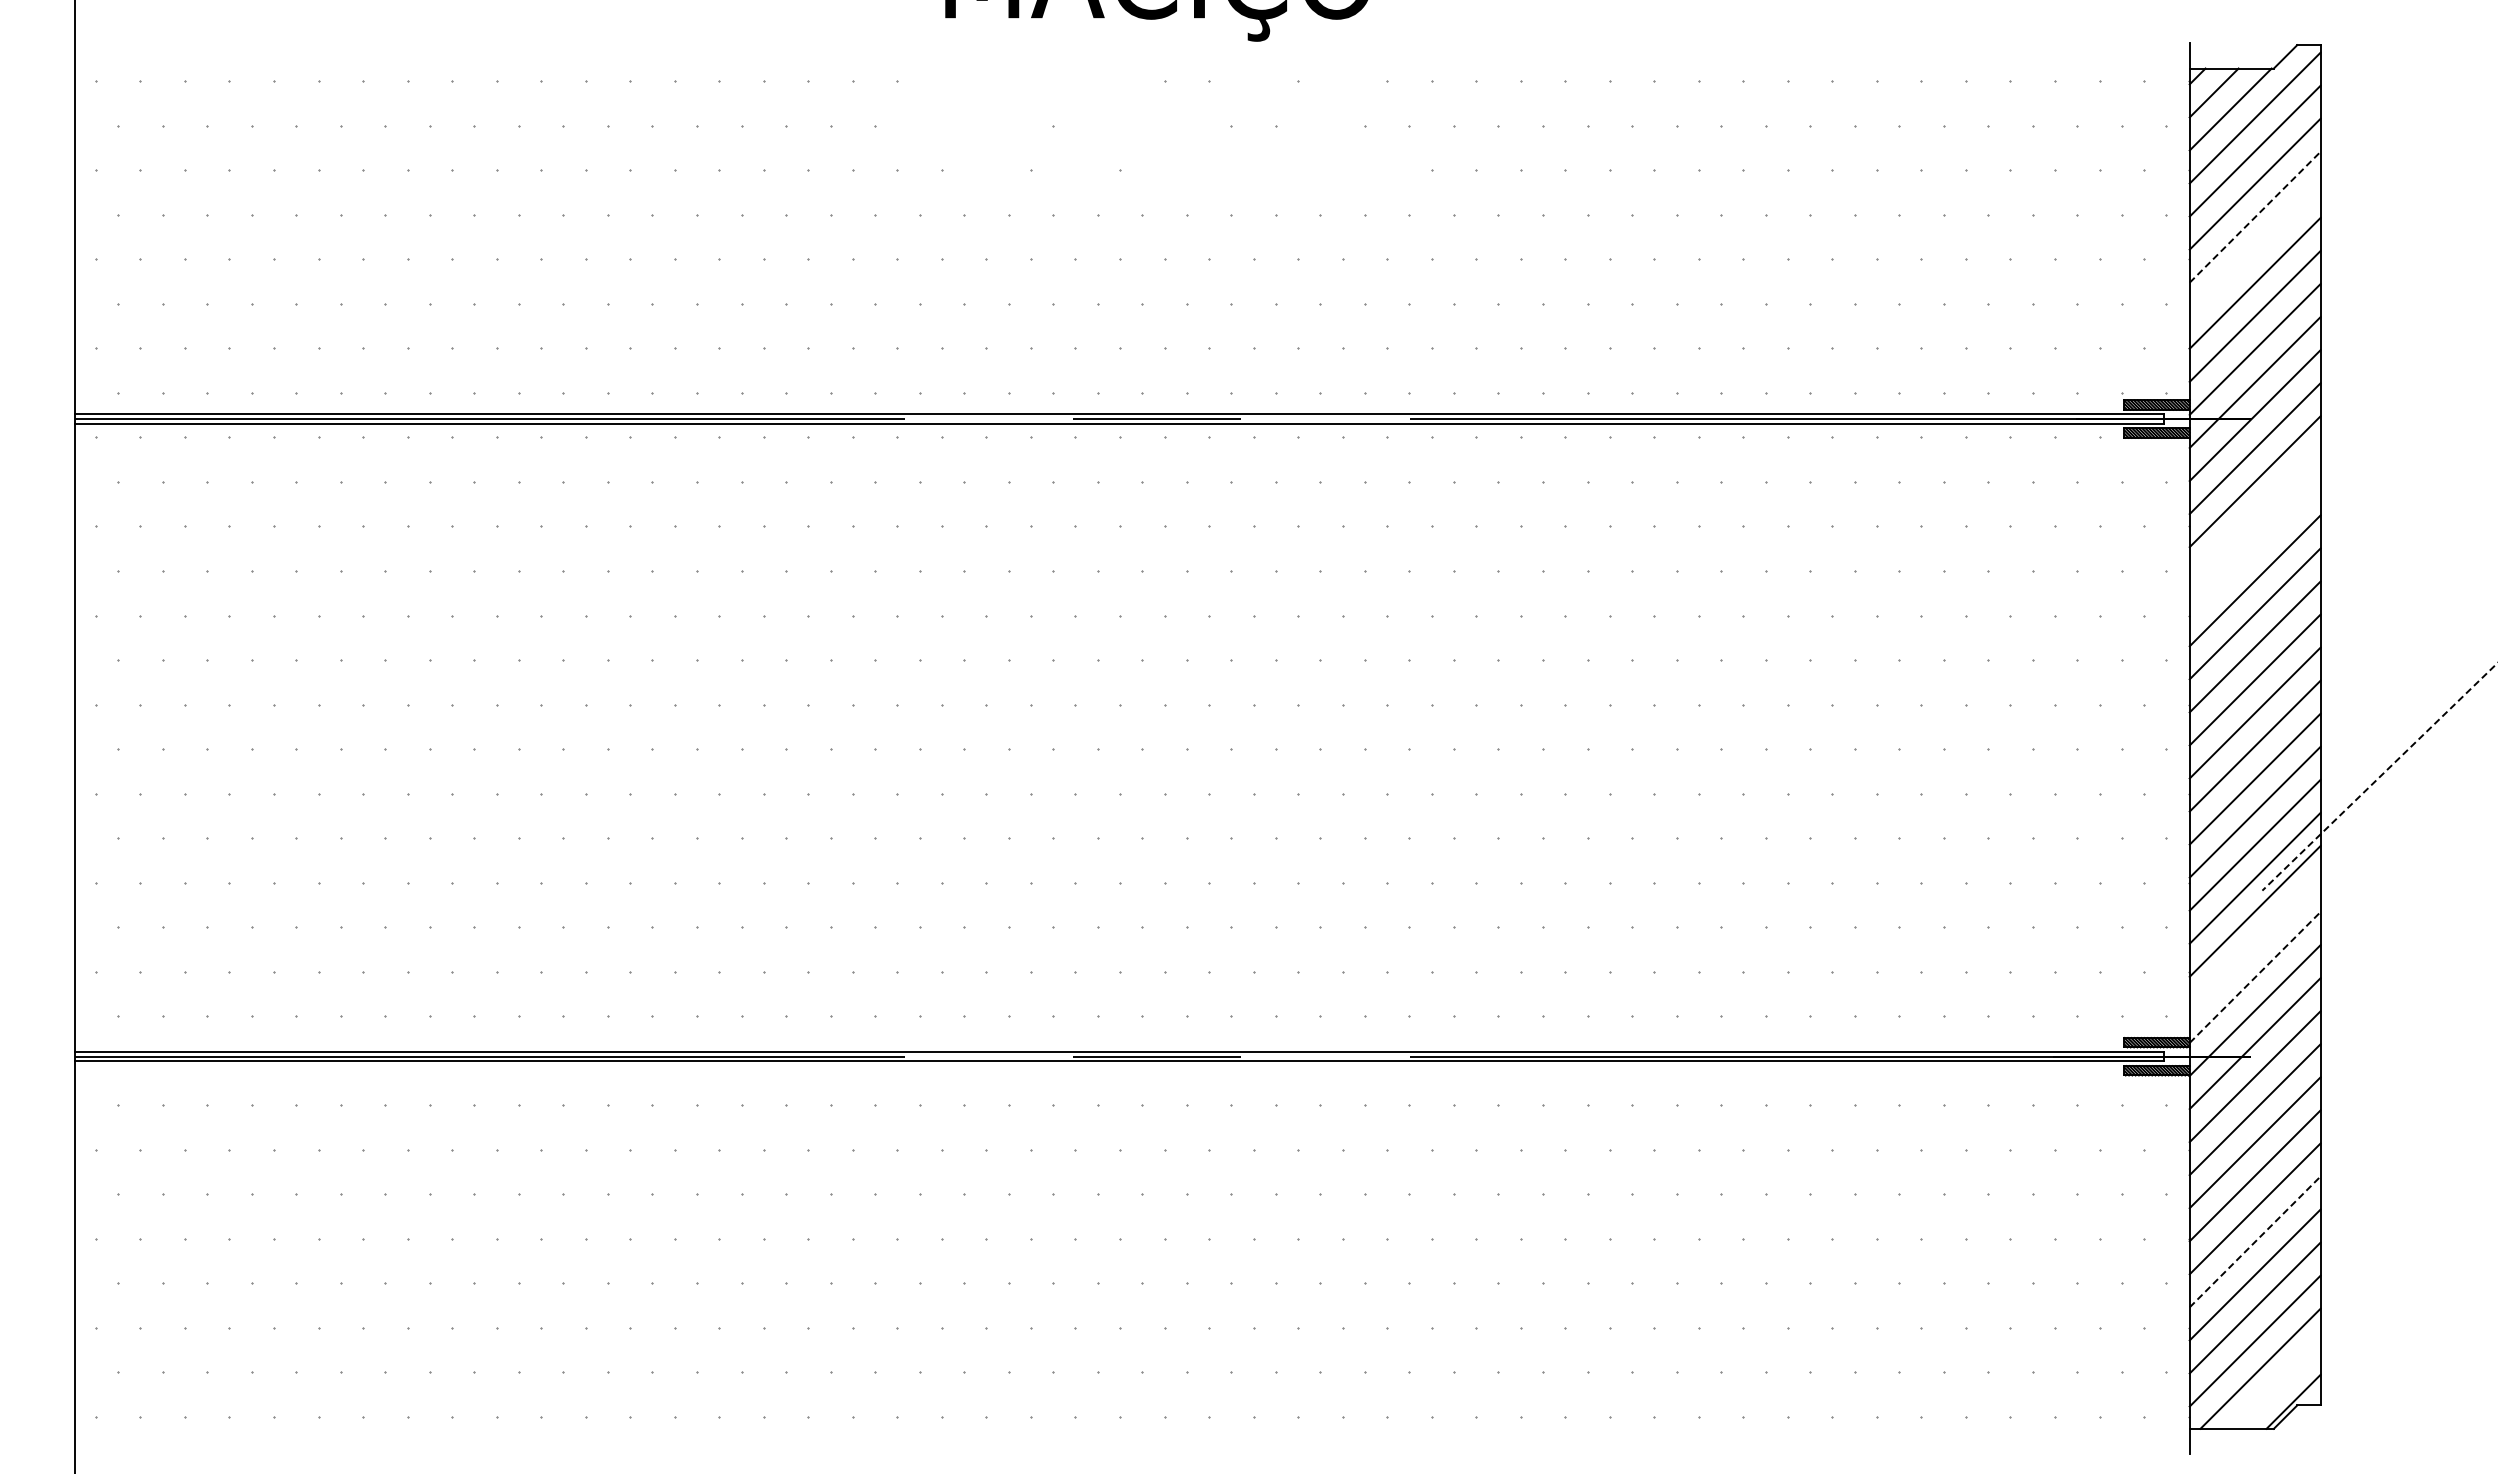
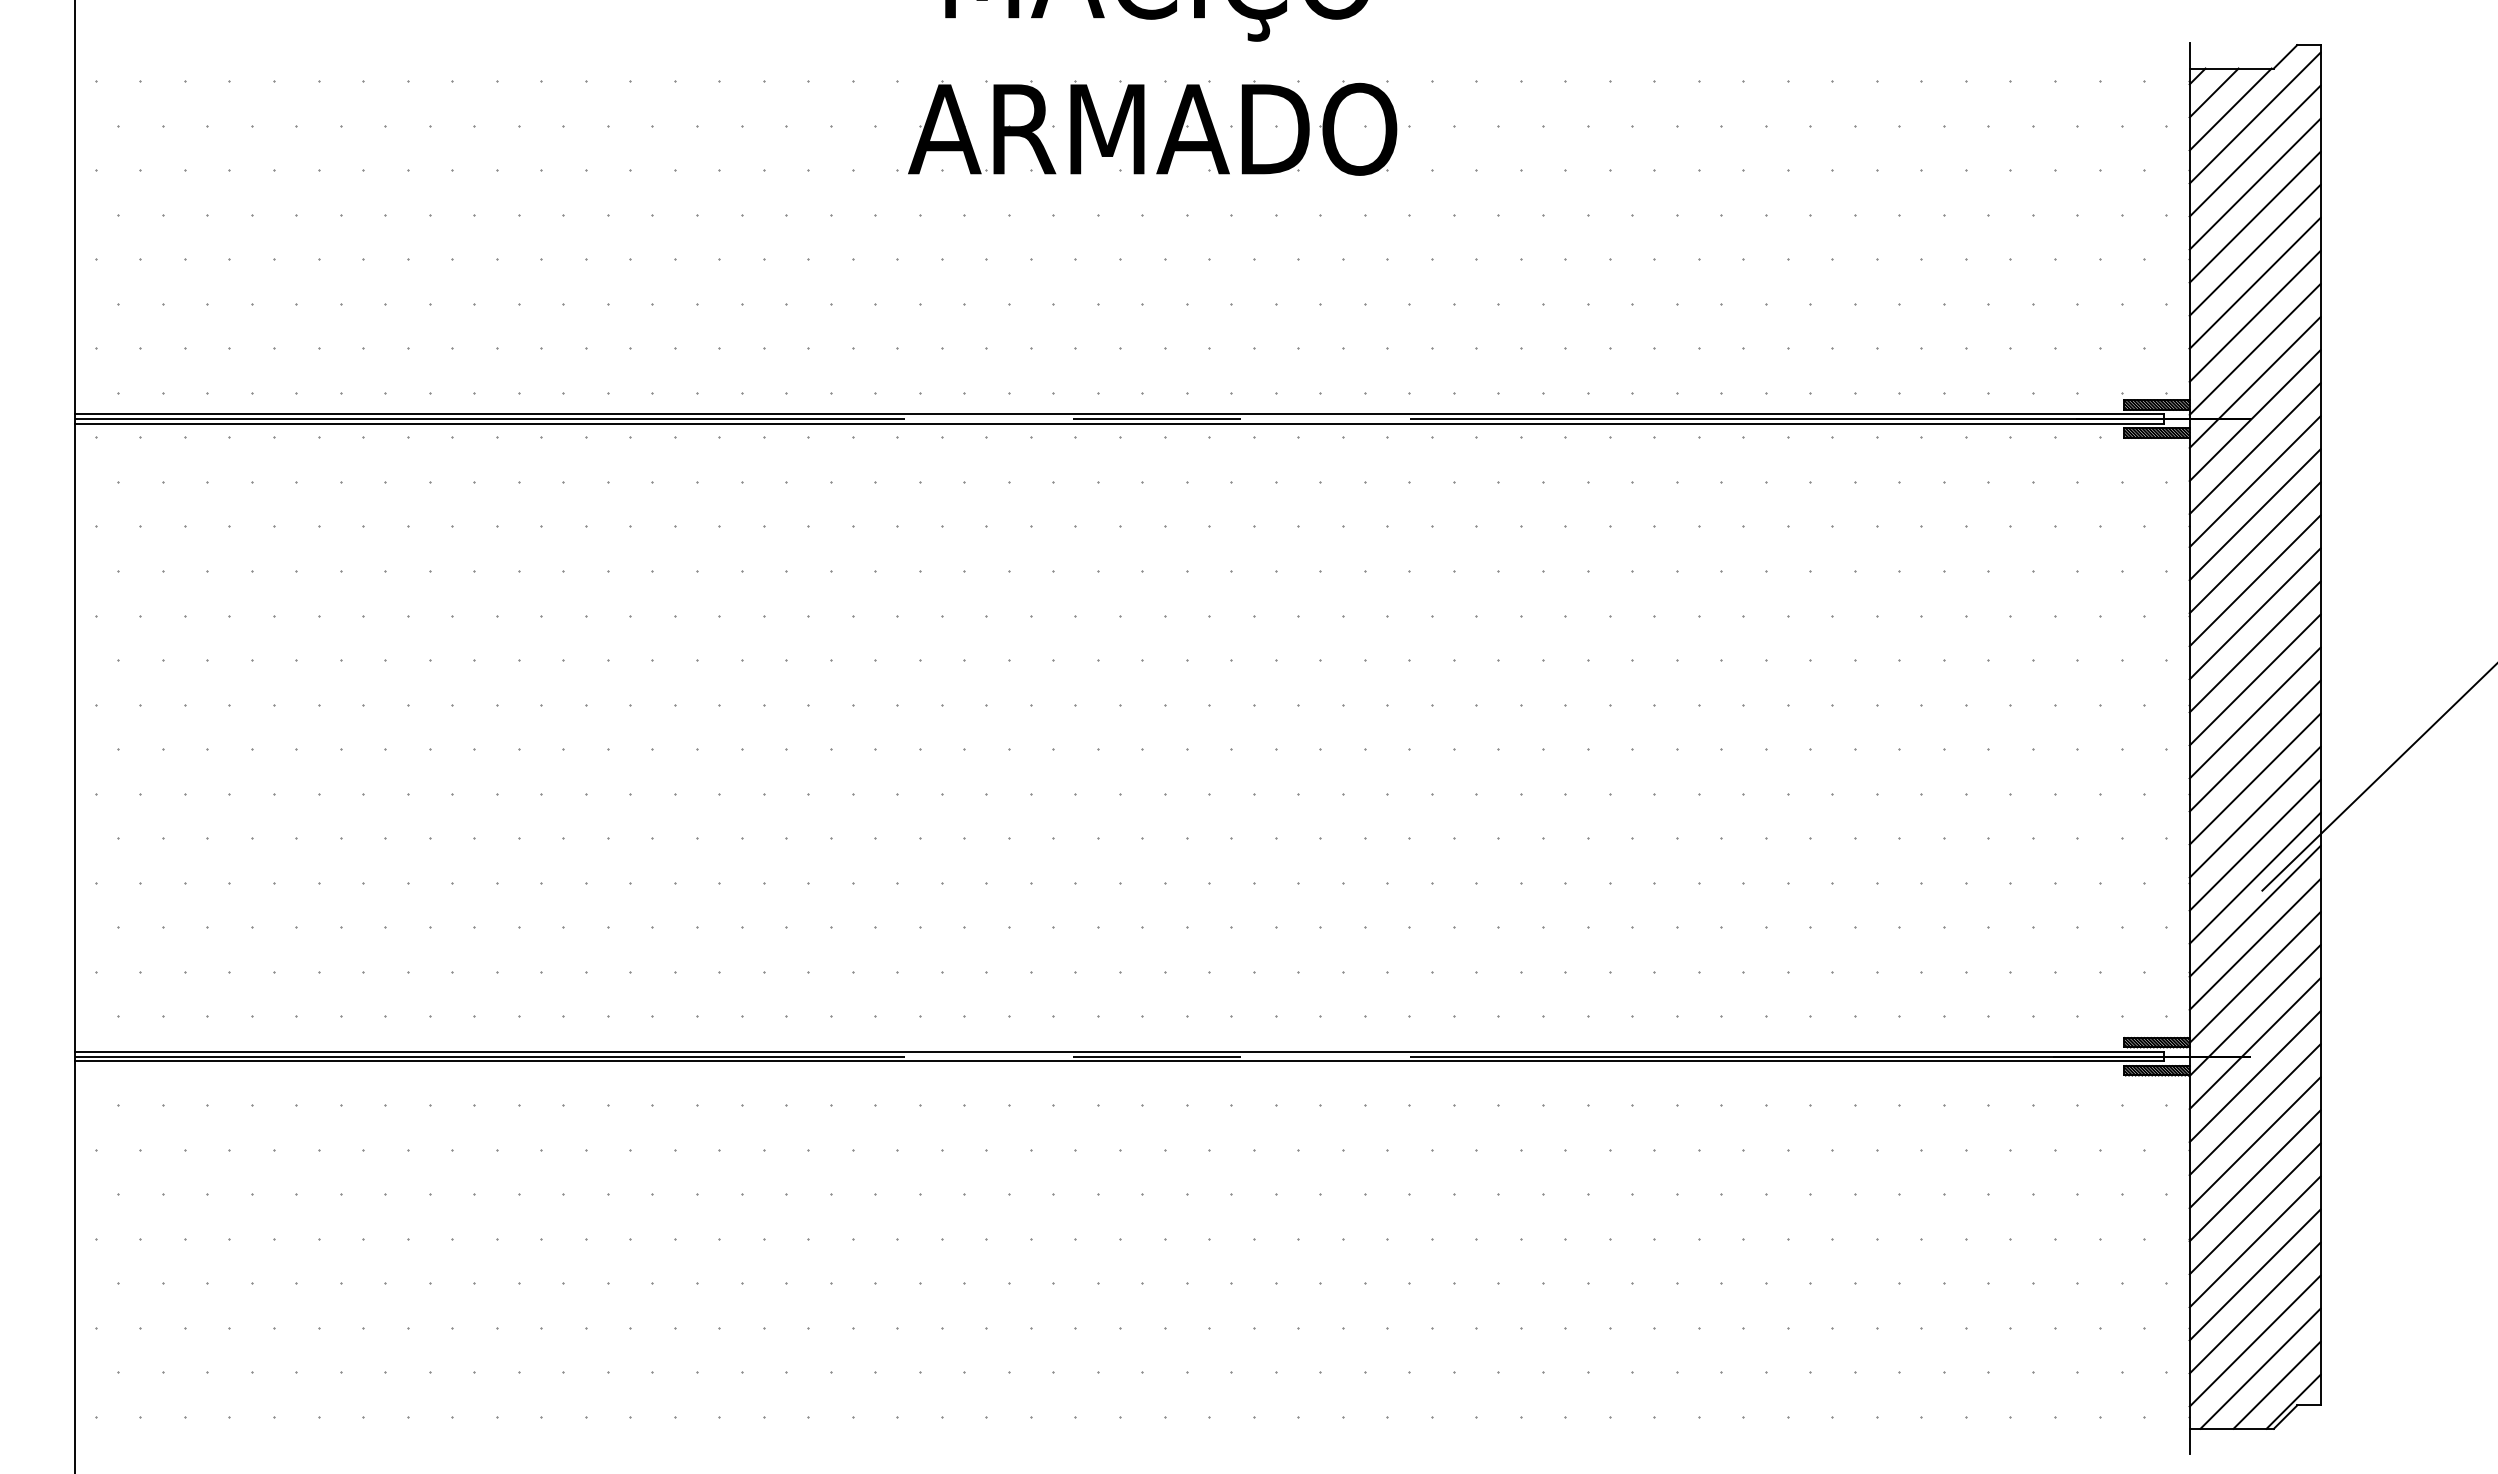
part: none -> present (1144, 127)
line: dashed -> solid (2255, 217)
line: none -> present (2254, 249)
line: none -> present (2254, 514)
line: none -> present (2254, 547)
line: dashed -> solid (2380, 776)
line: none -> present (2254, 944)
line: dashed -> solid (2255, 977)
line: dashed -> solid (2255, 1241)
line: none -> present (2276, 1384)
